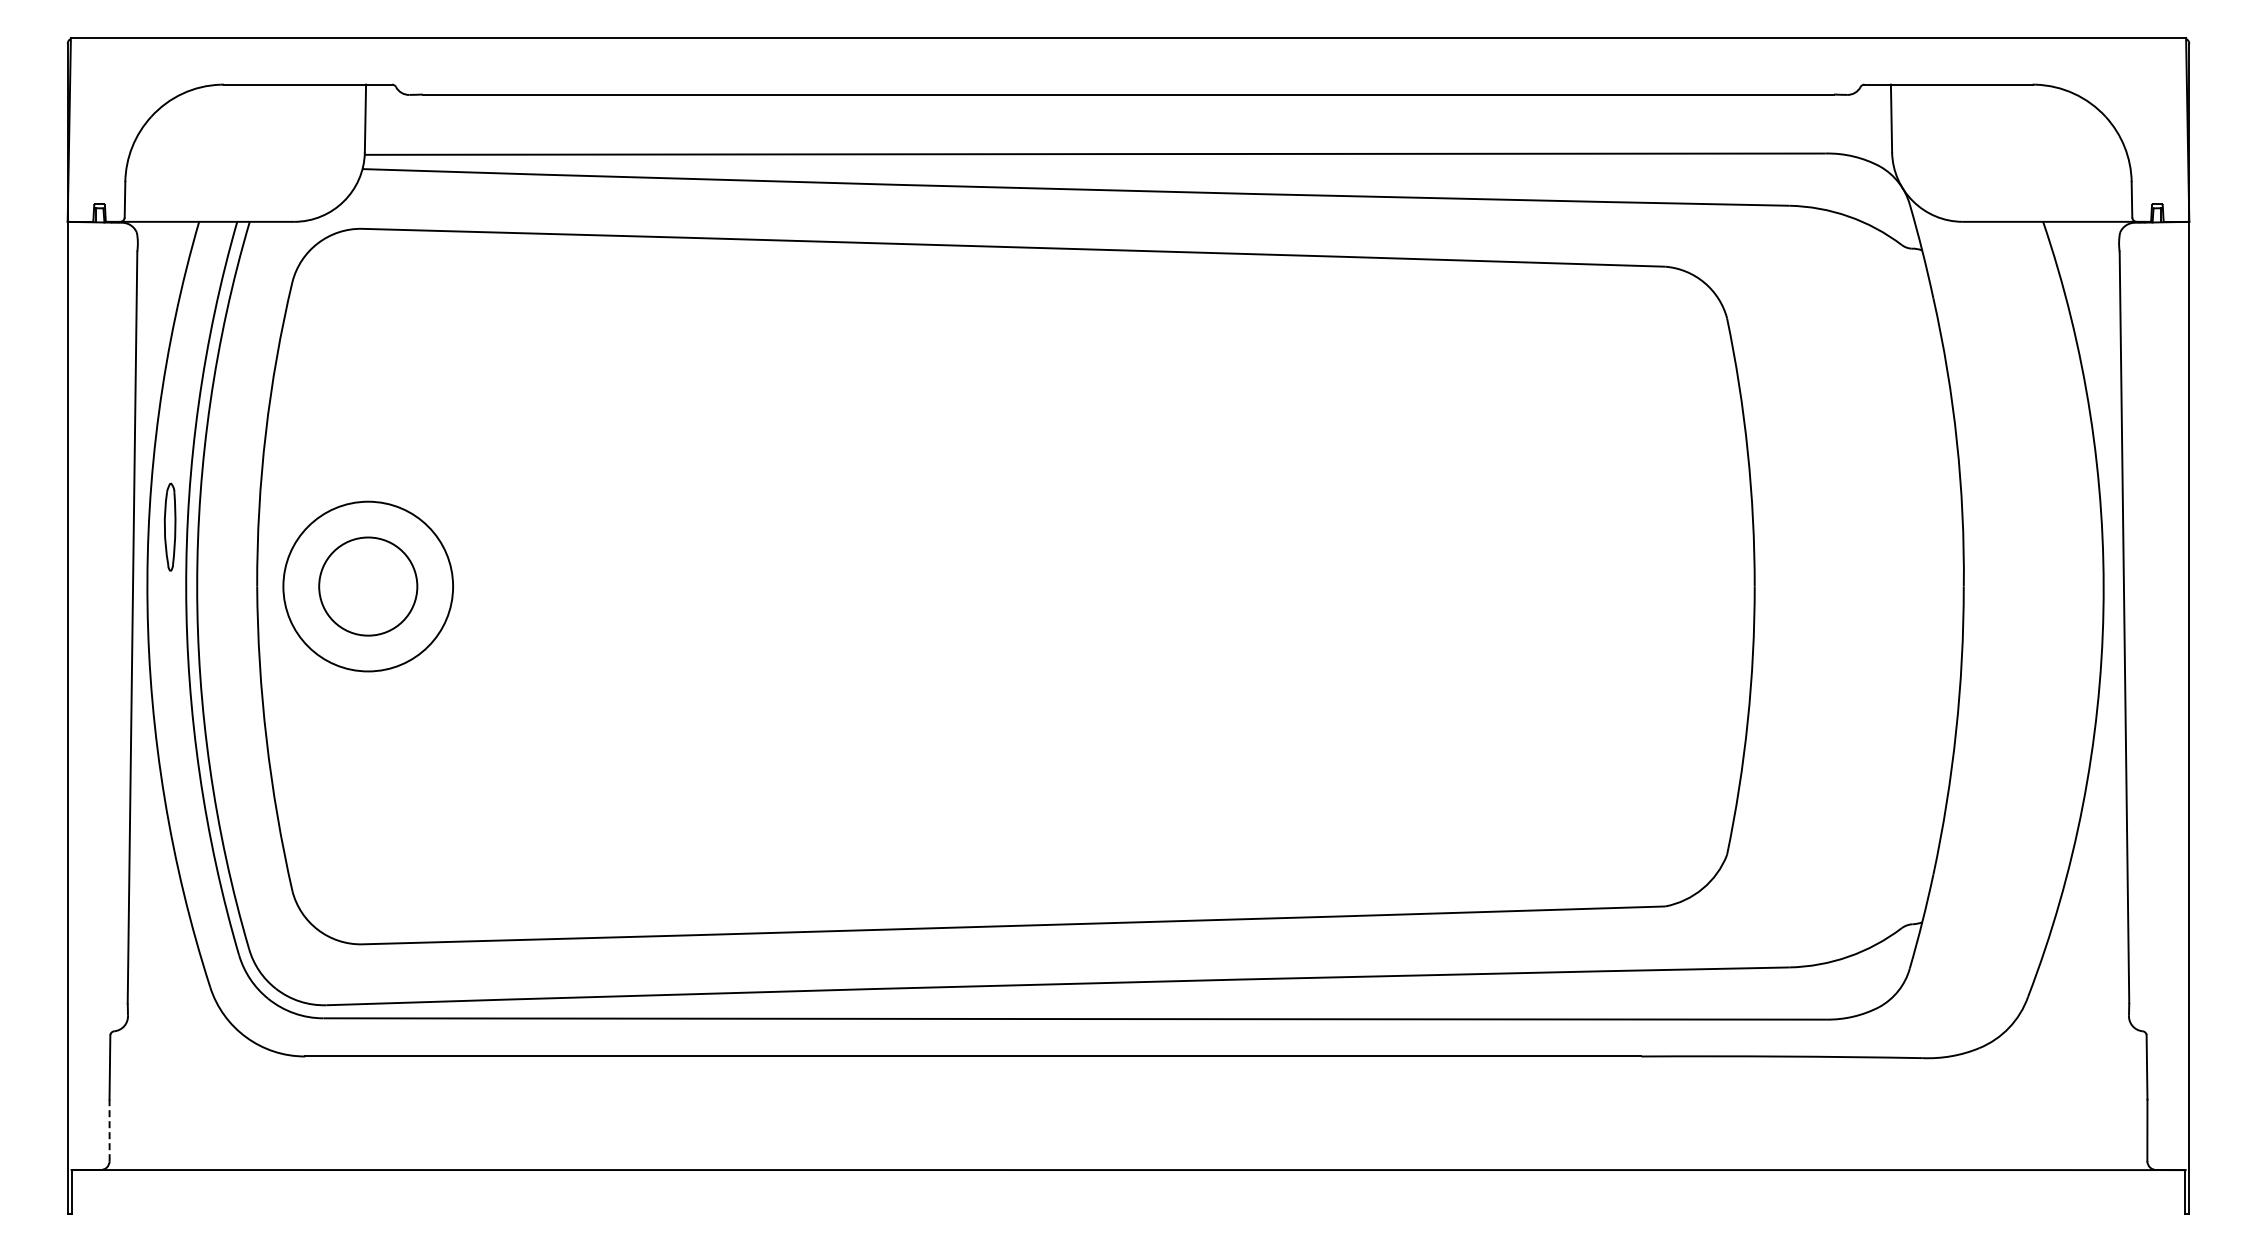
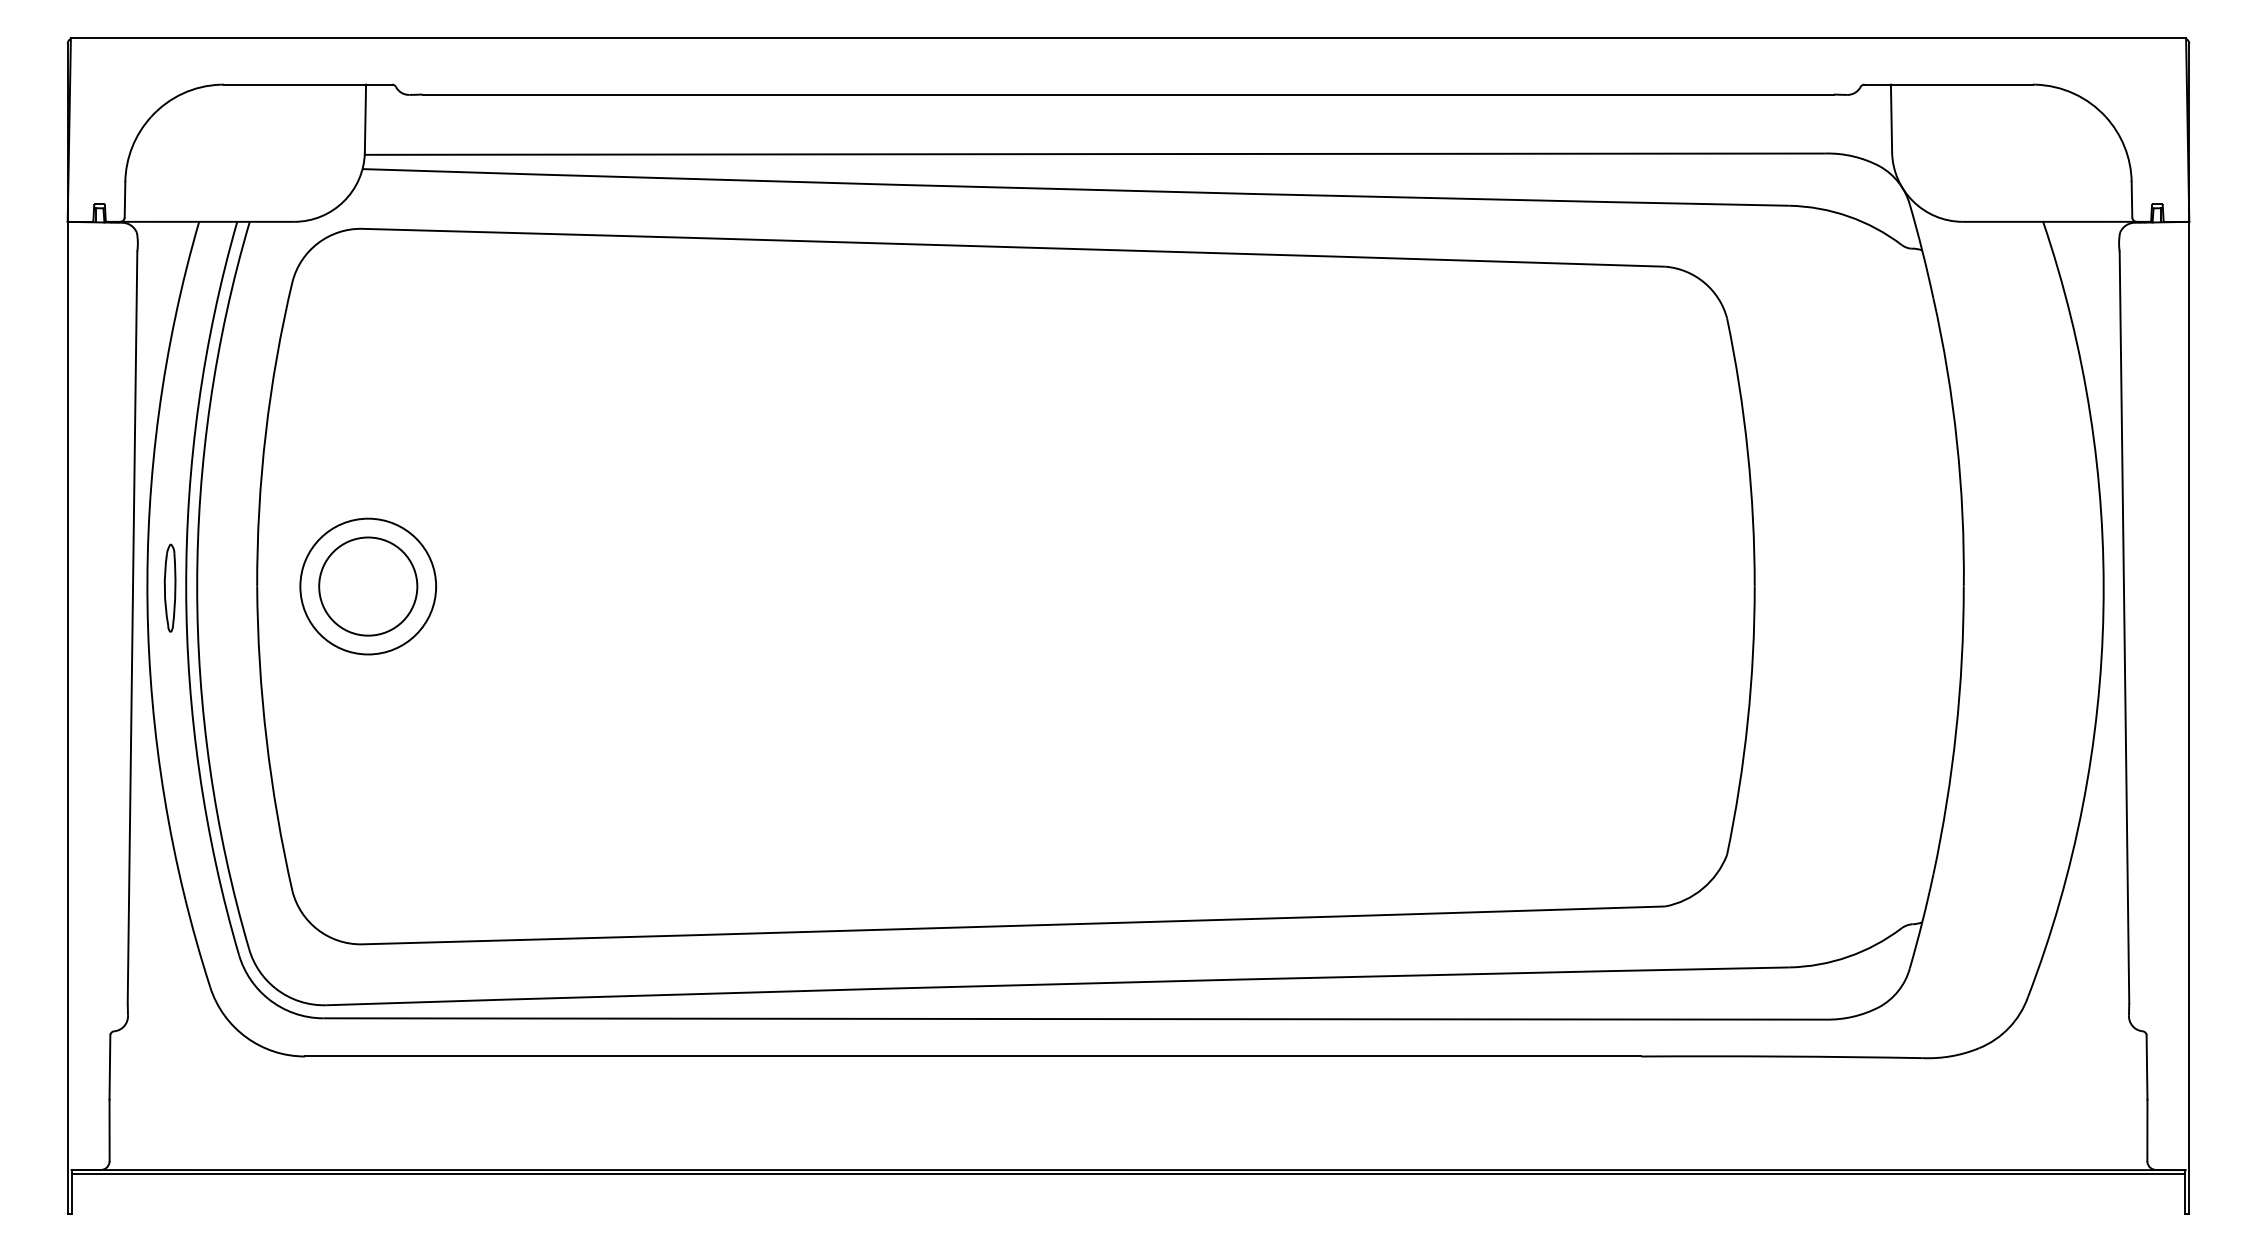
part position: (169, 526) -> (169, 587) (169, 587)
circle diameter: 170 px -> 136 px (368, 586)
line: dashed -> solid (109, 1130)
line: none -> present (1128, 1173)
